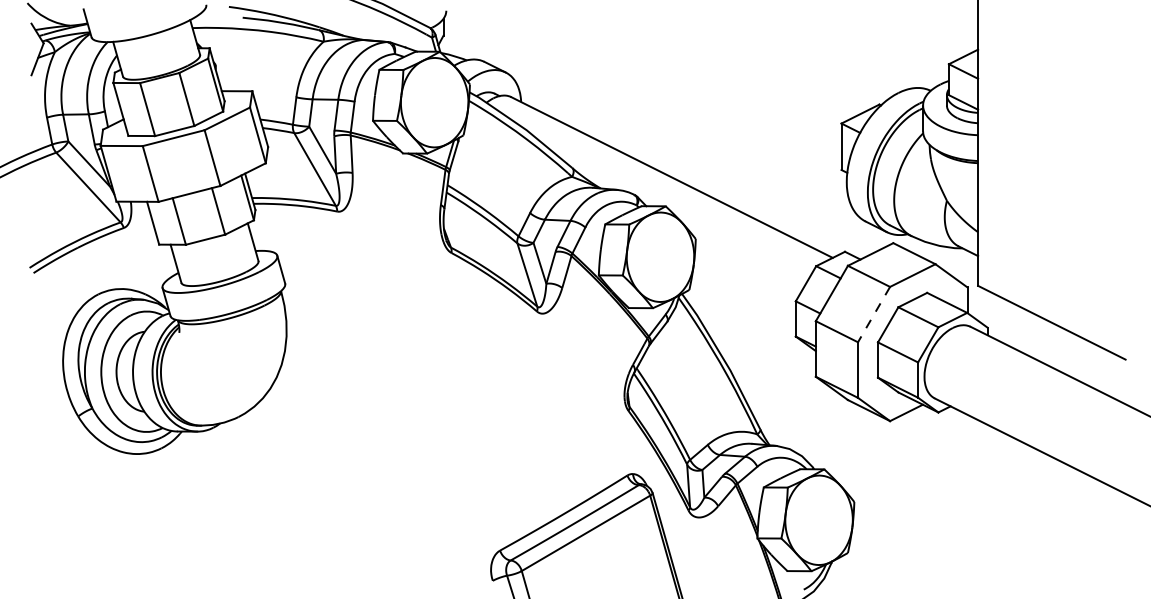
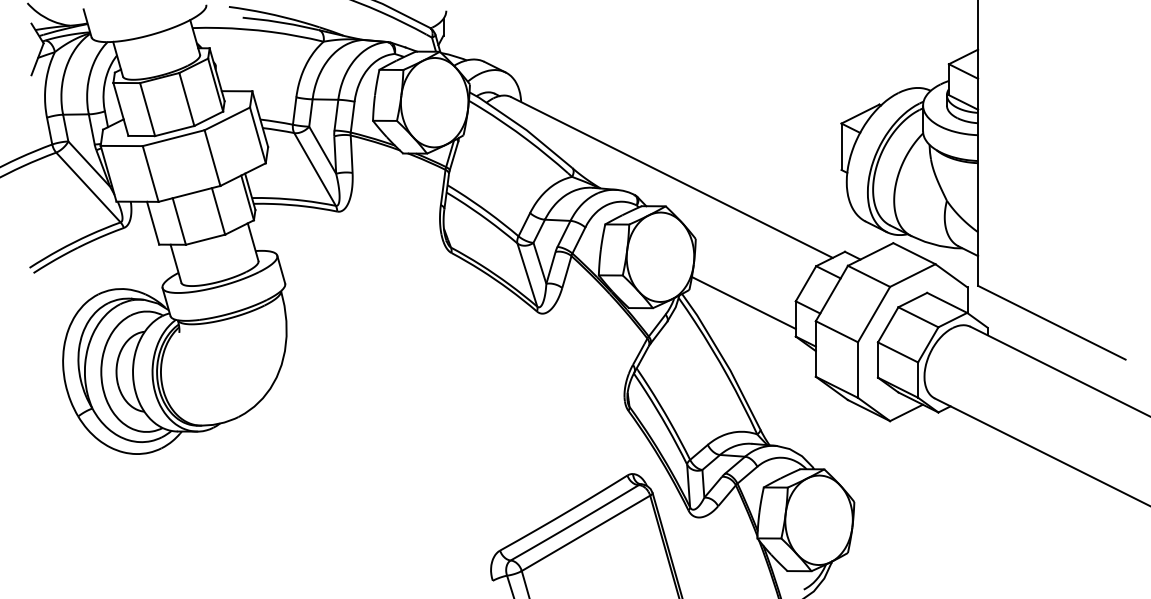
line: none -> present (743, 302)
line: dashed -> solid (874, 314)
